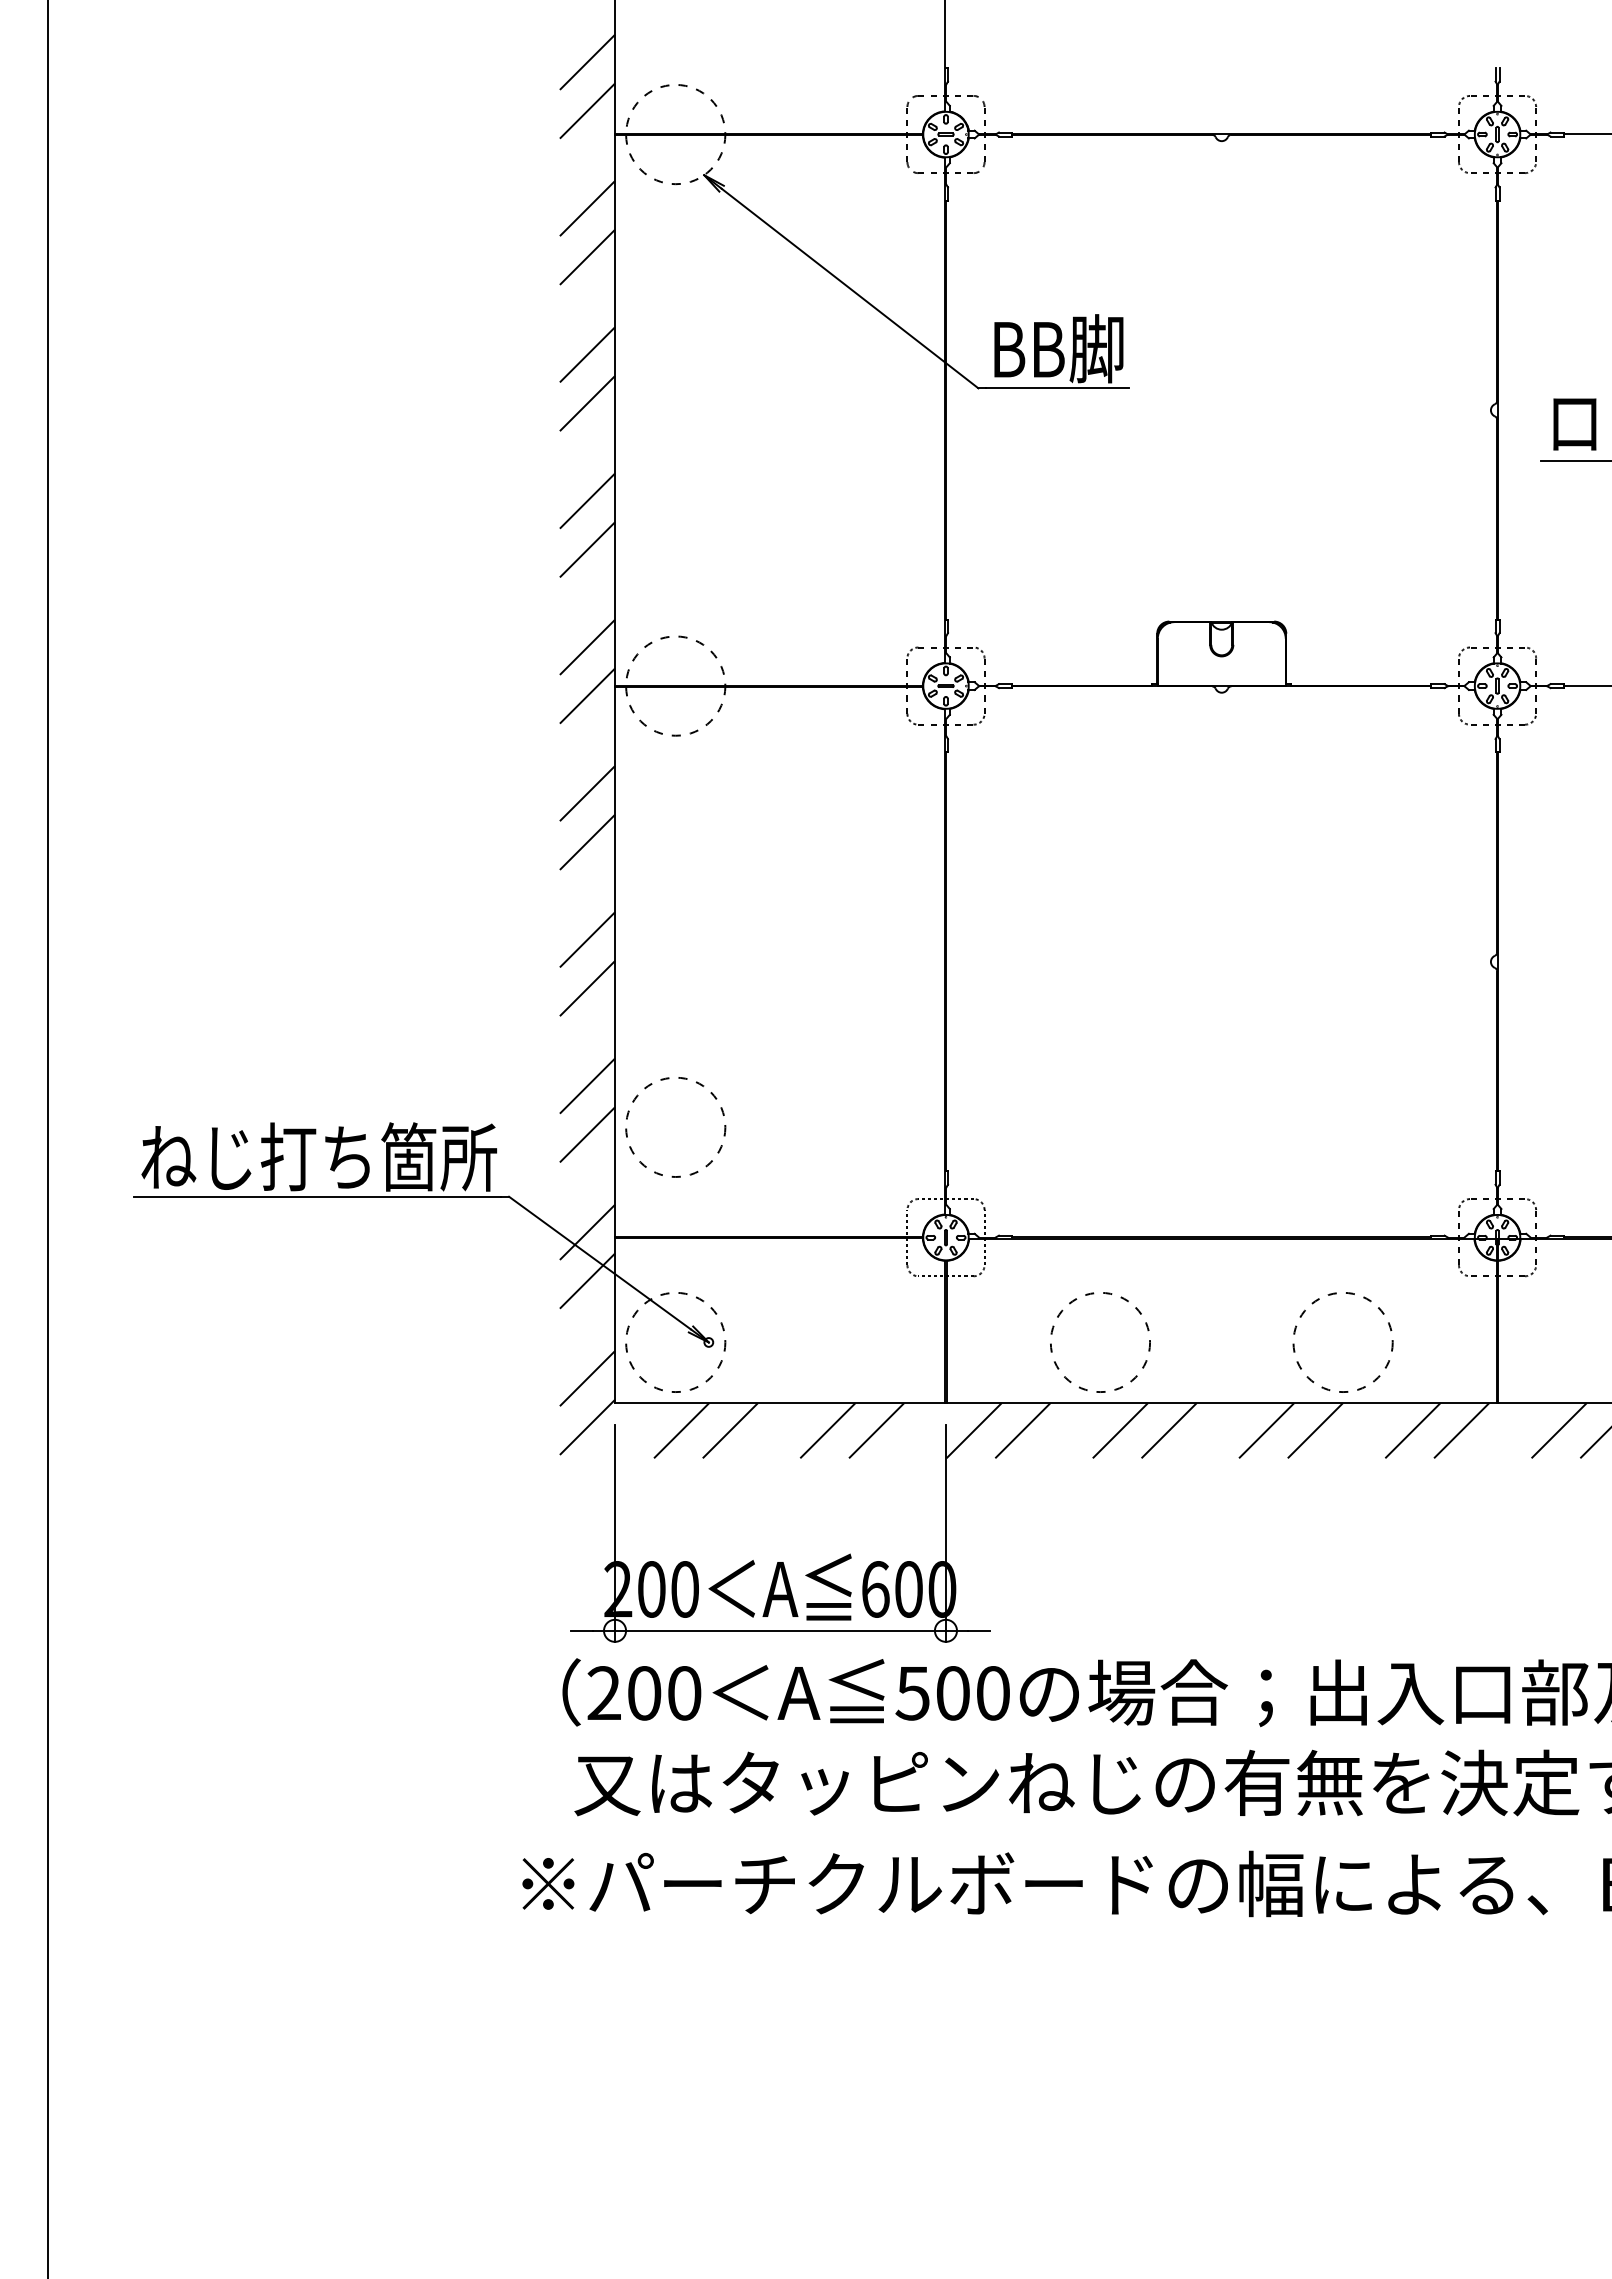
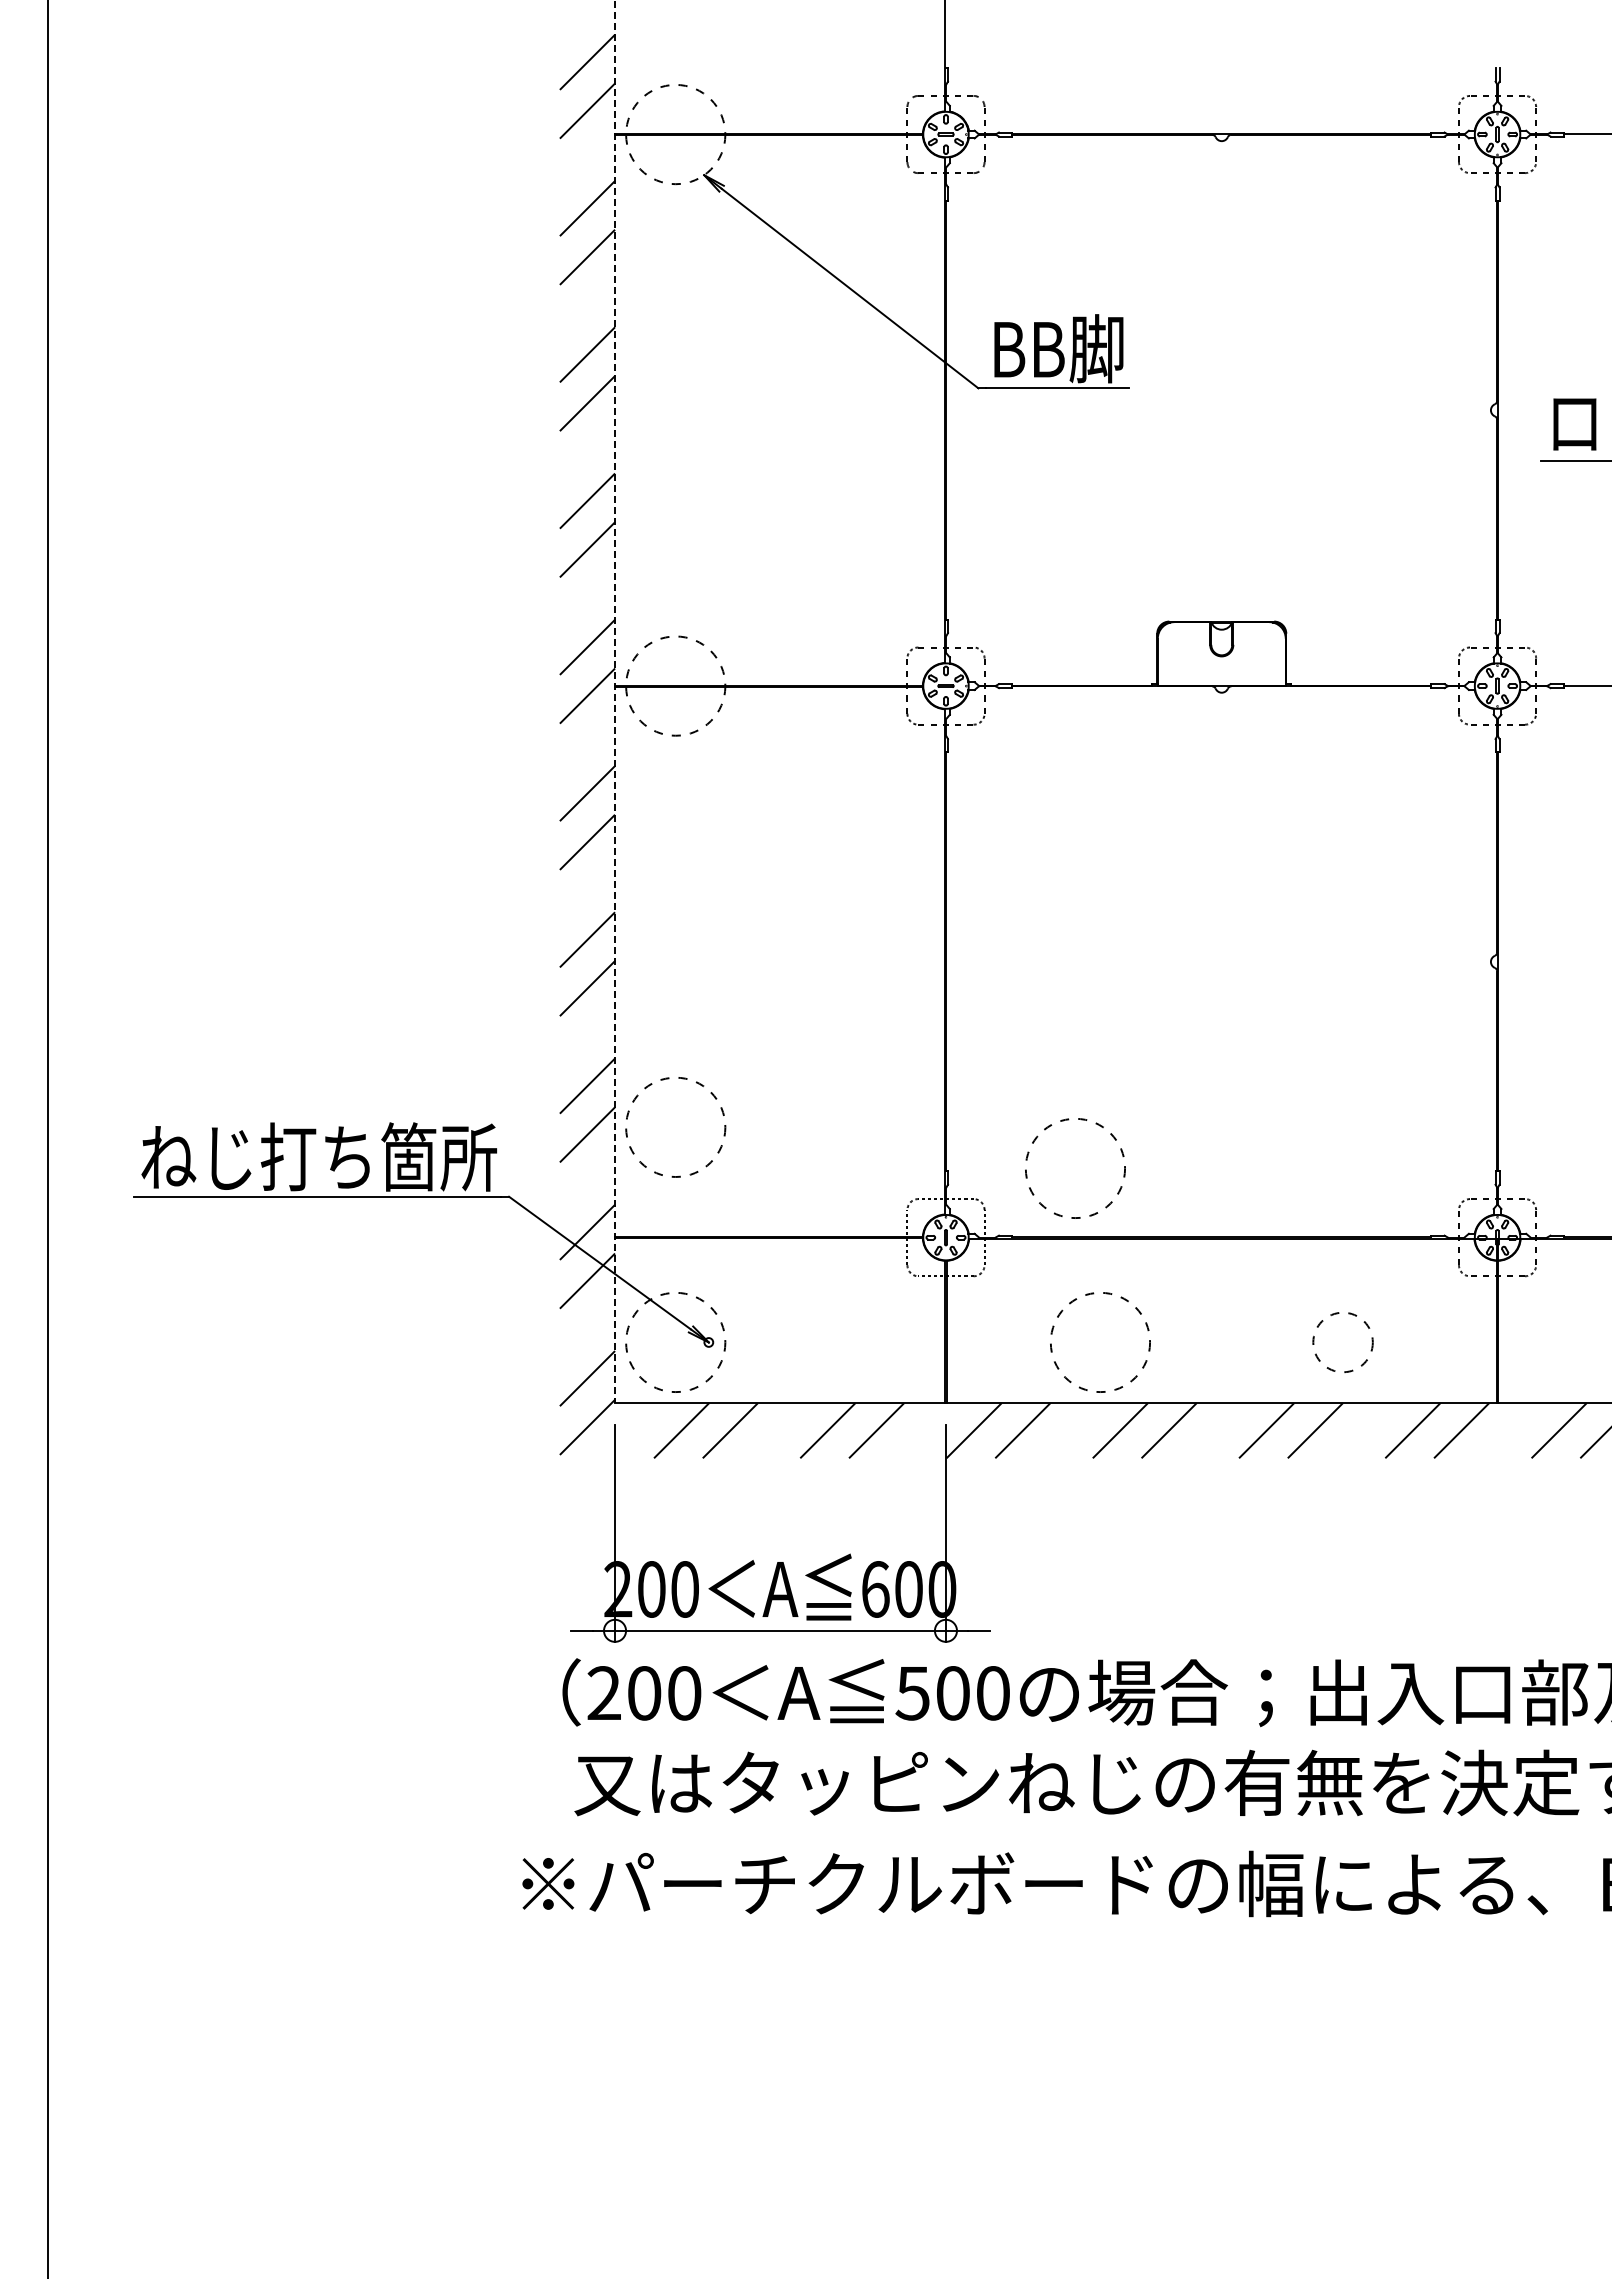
line: solid -> dashed (615, 702)
circle: none -> present (1075, 1168)
circle size: 102x101 px -> 62x61 px (1342, 1342)
